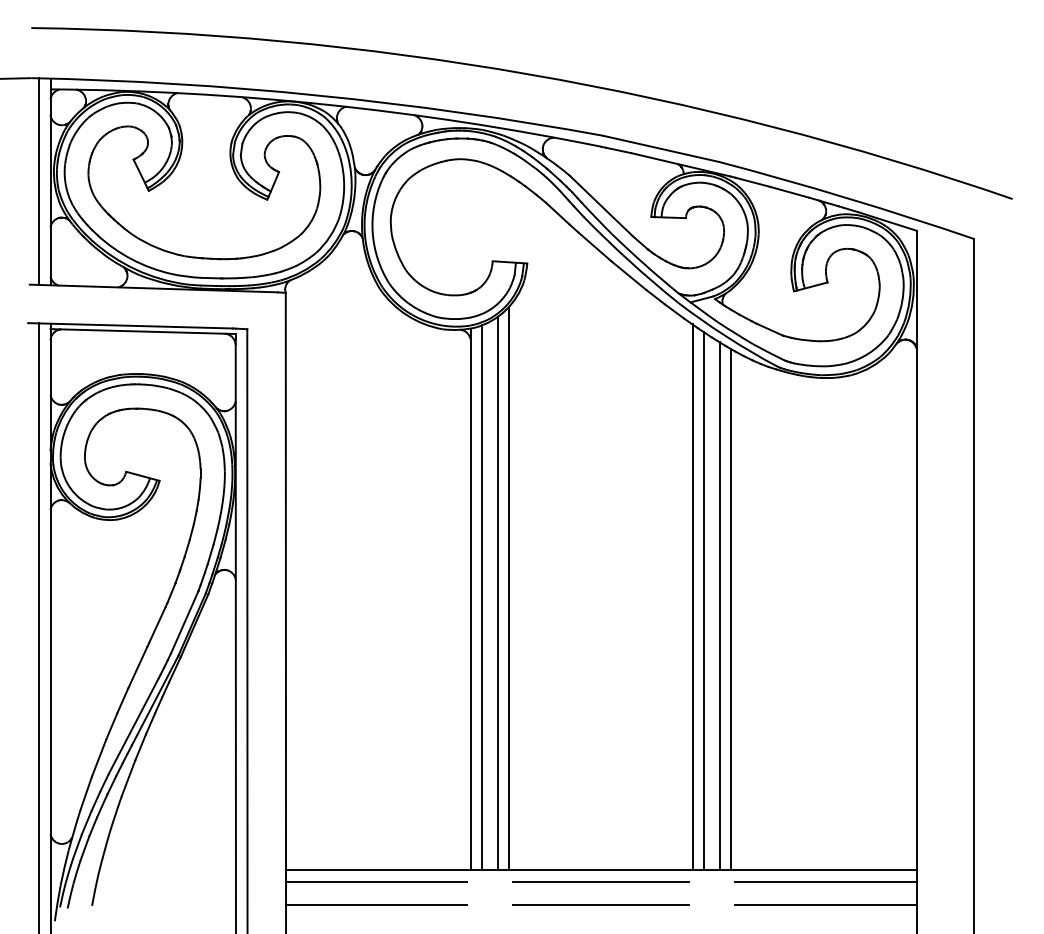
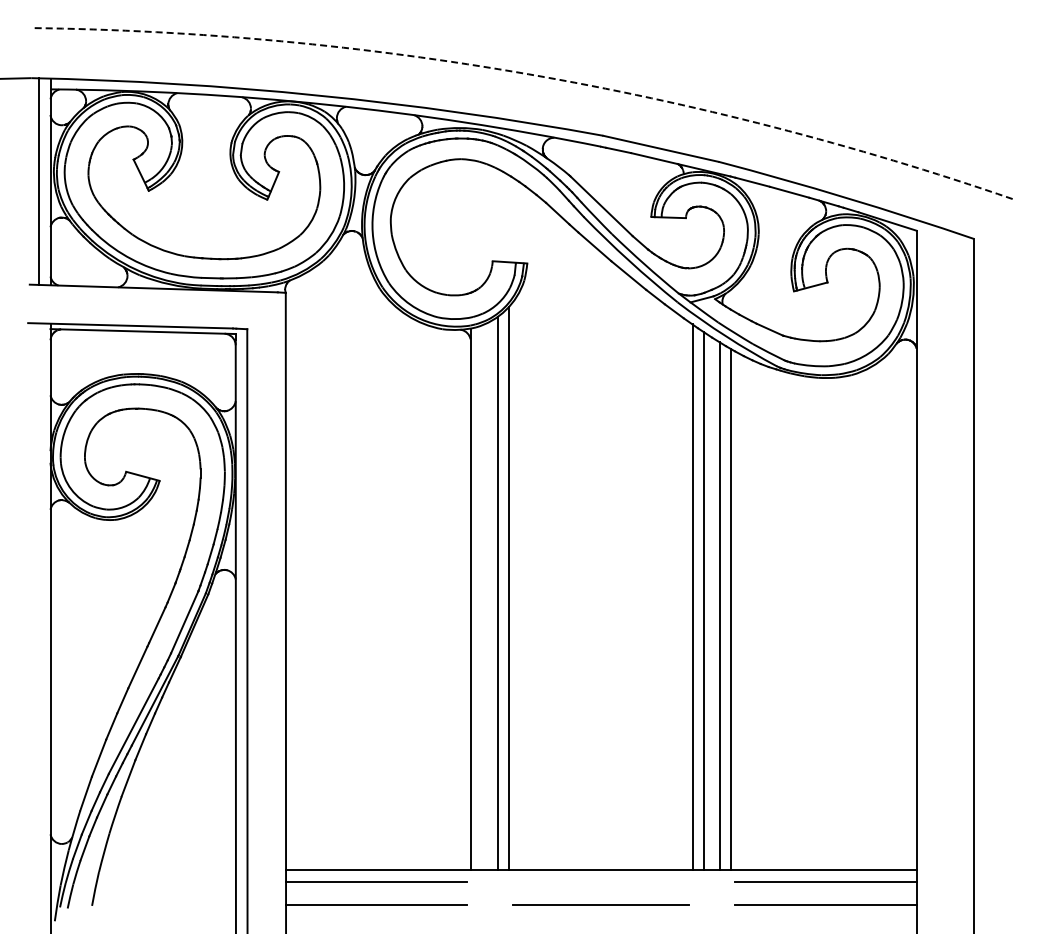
arc: solid -> dashed (528, 74)
line: present -> none (482, 597)
line: present -> none (38, 626)
line: present -> none (600, 881)
